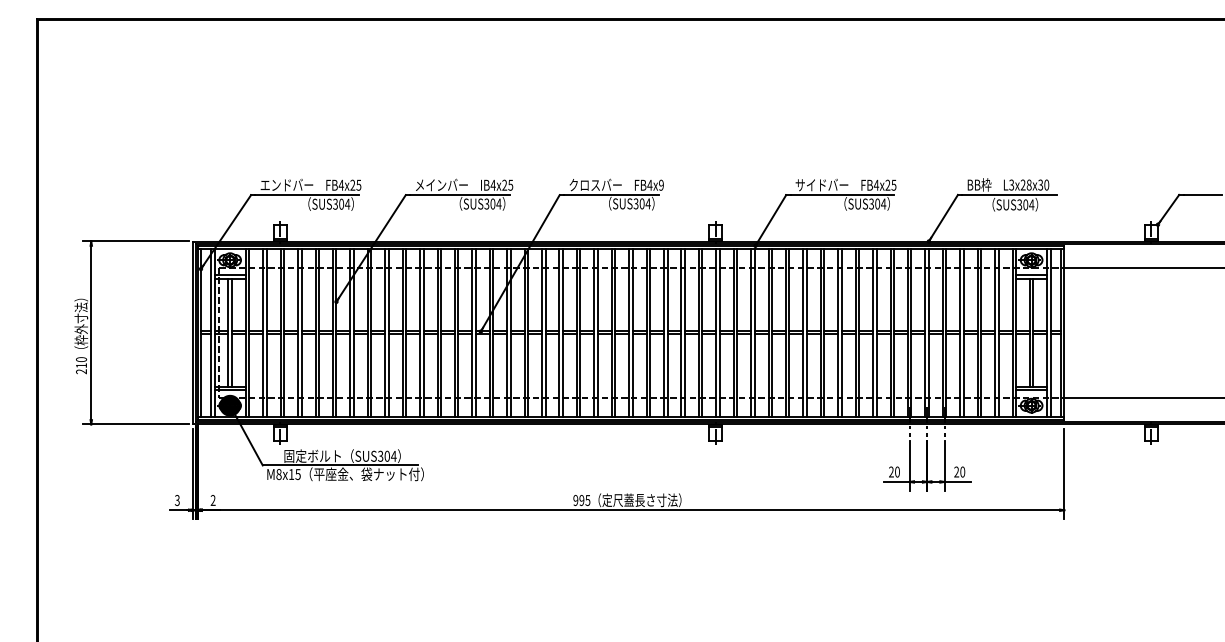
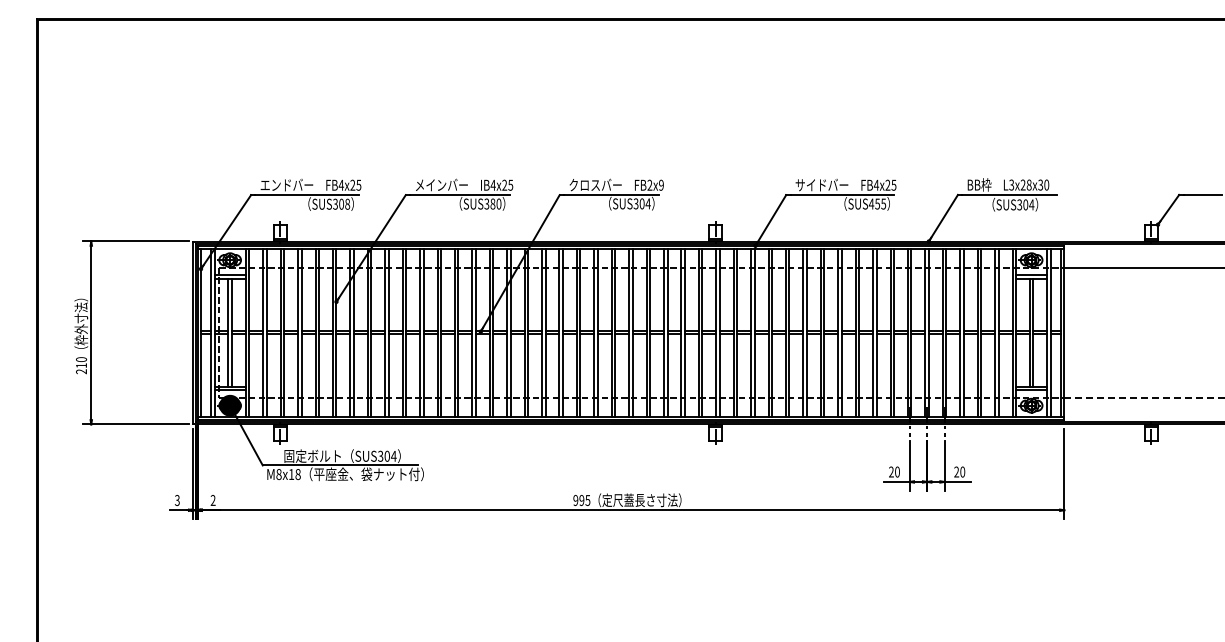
text: FB4x9 -> FB2x9 (649, 184)
text: SUS304 -> SUS308 (347, 203)
text: SUS304 -> SUS380 (495, 203)
text: SUS304 -> SUS455 (876, 203)
line: solid -> dashed (1145, 398)
text: M8x15 -> M8x18 (297, 474)
